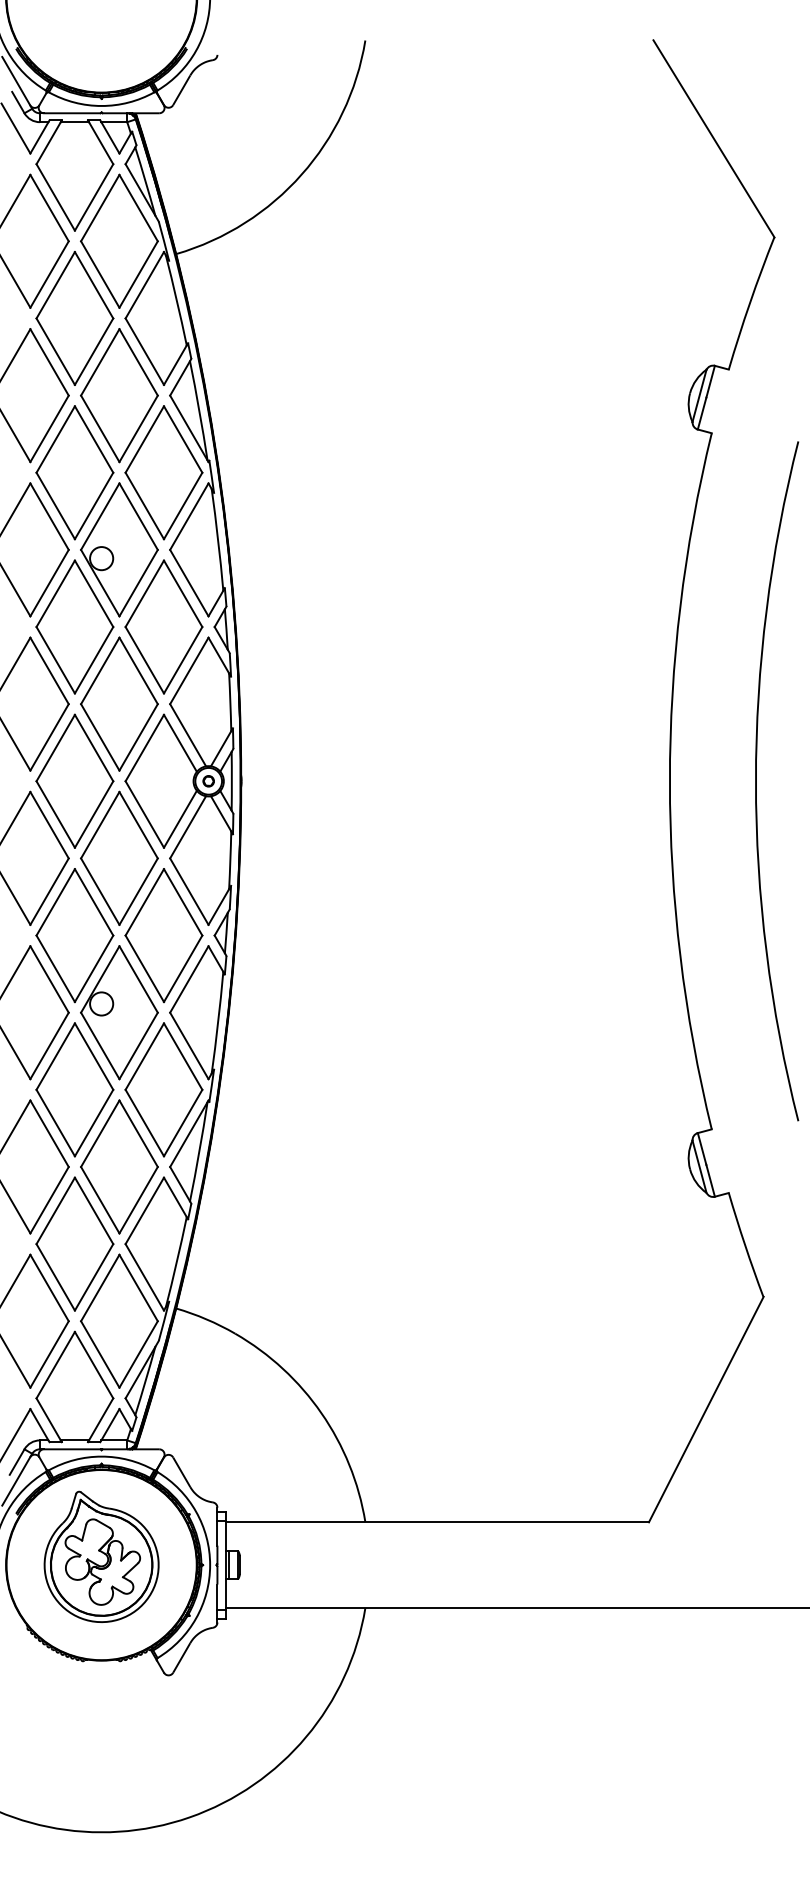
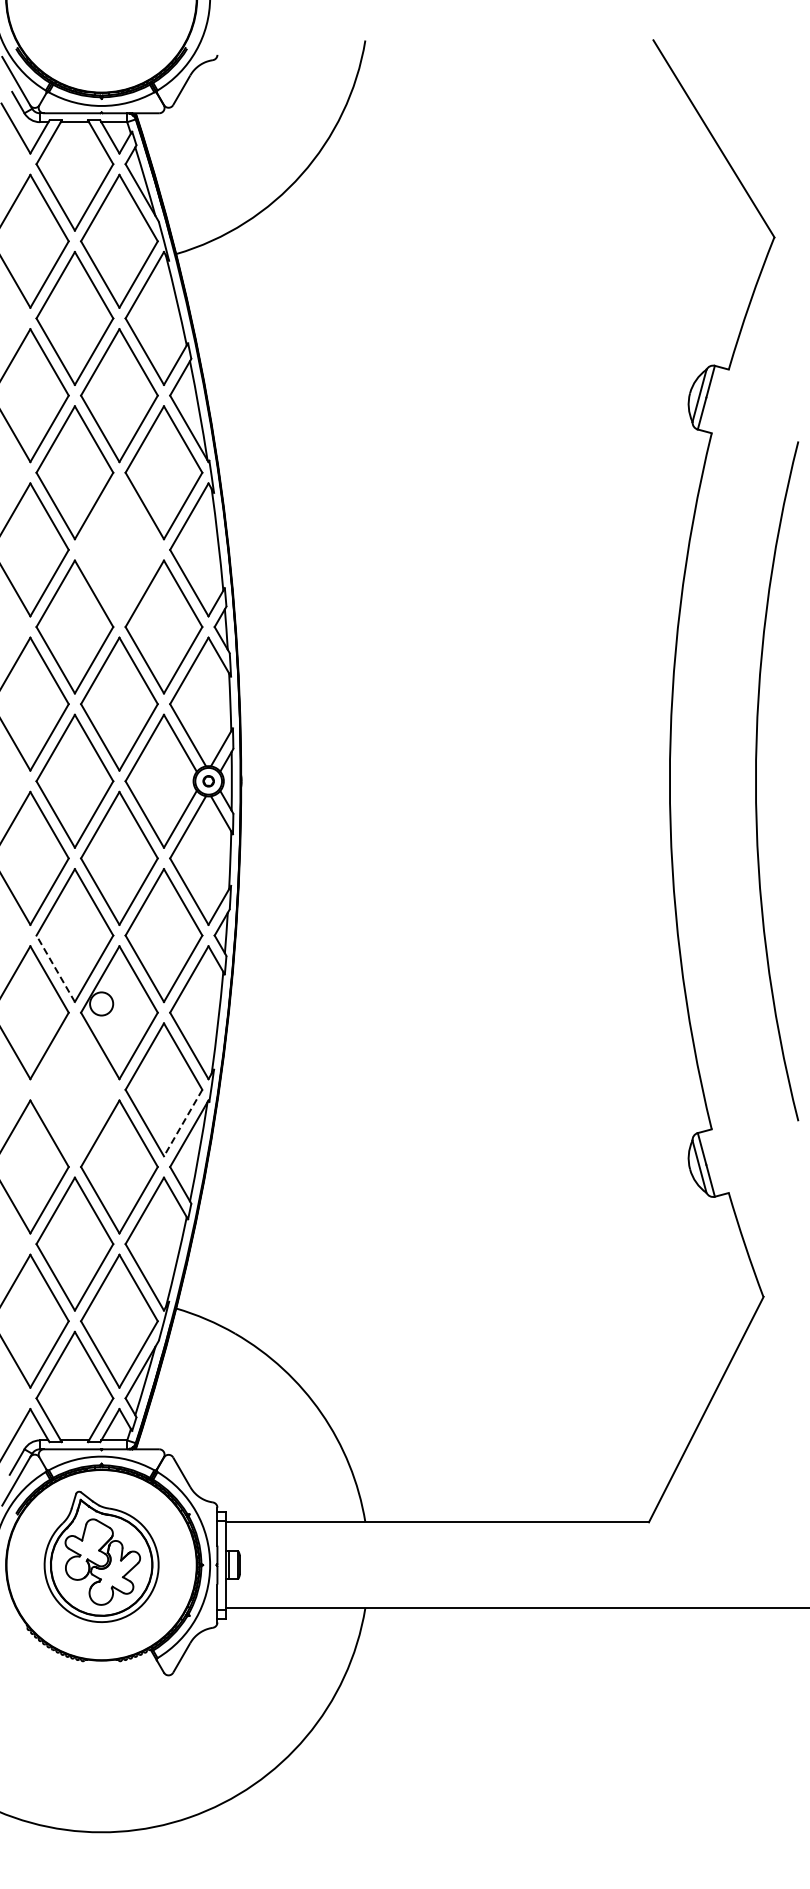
part: present -> none (119, 549)
line: solid -> dashed (55, 968)
part: present -> none (74, 1089)
line: solid -> dashed (182, 1123)
